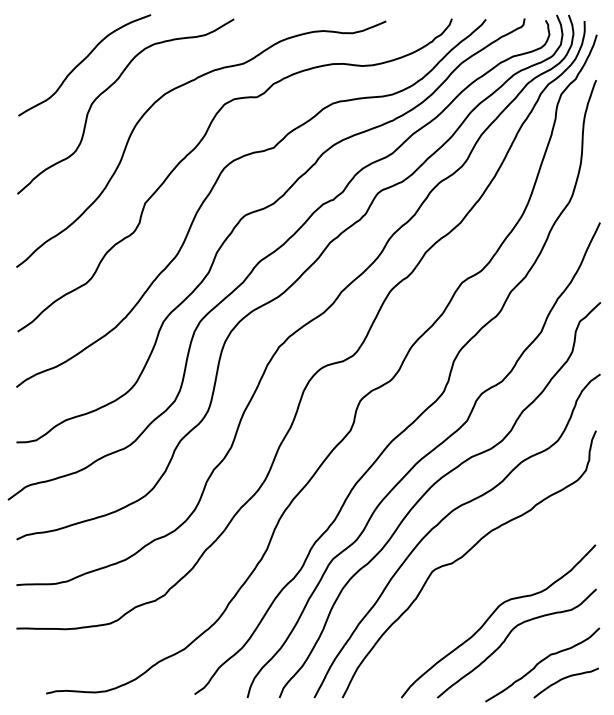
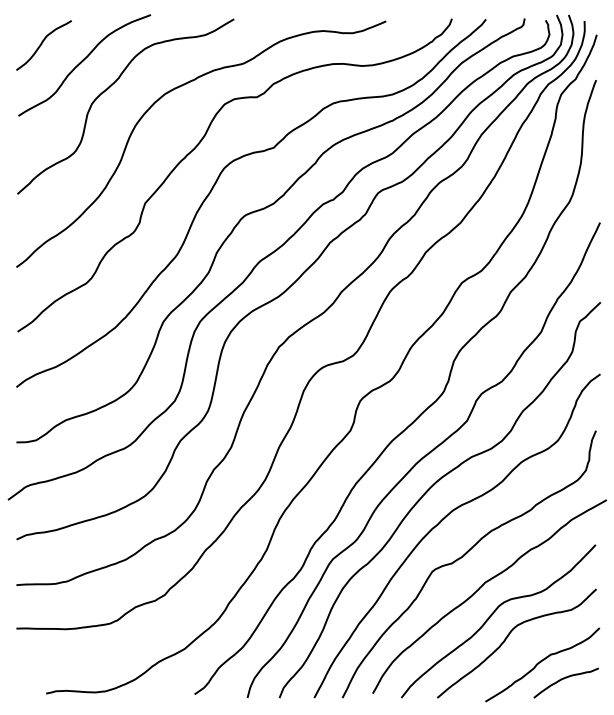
curve: none -> present (42, 44)
curve: none -> present (481, 587)
